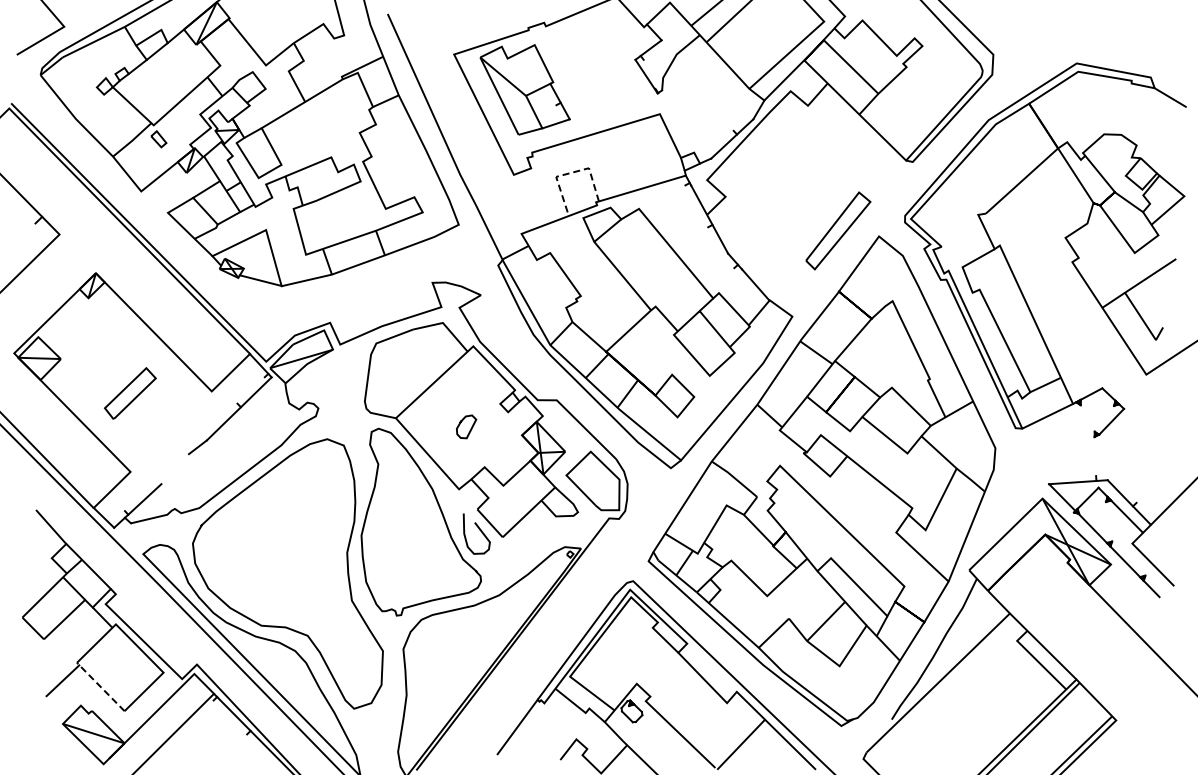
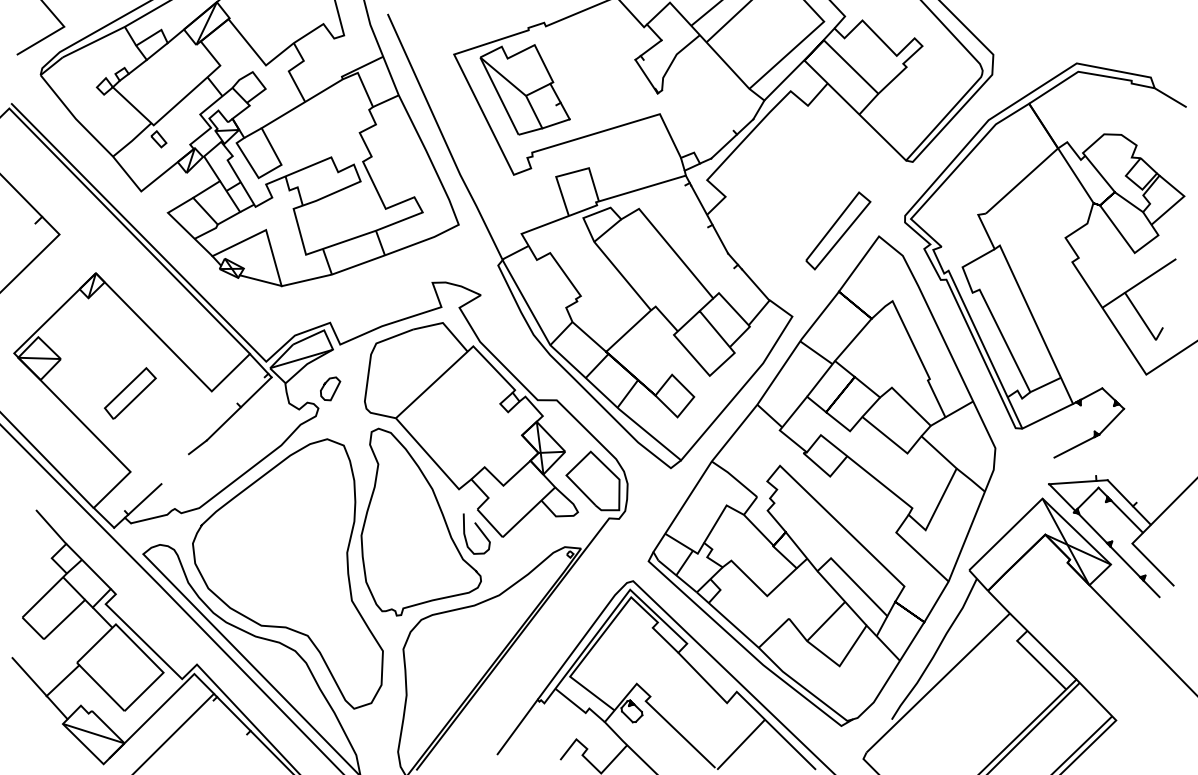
line: dashed -> solid (568, 173)
curve position: (470, 428) -> (334, 390) (334, 390)
line: none -> present (1076, 445)
line: dashed -> solid (100, 687)
line: none -> present (39, 688)
